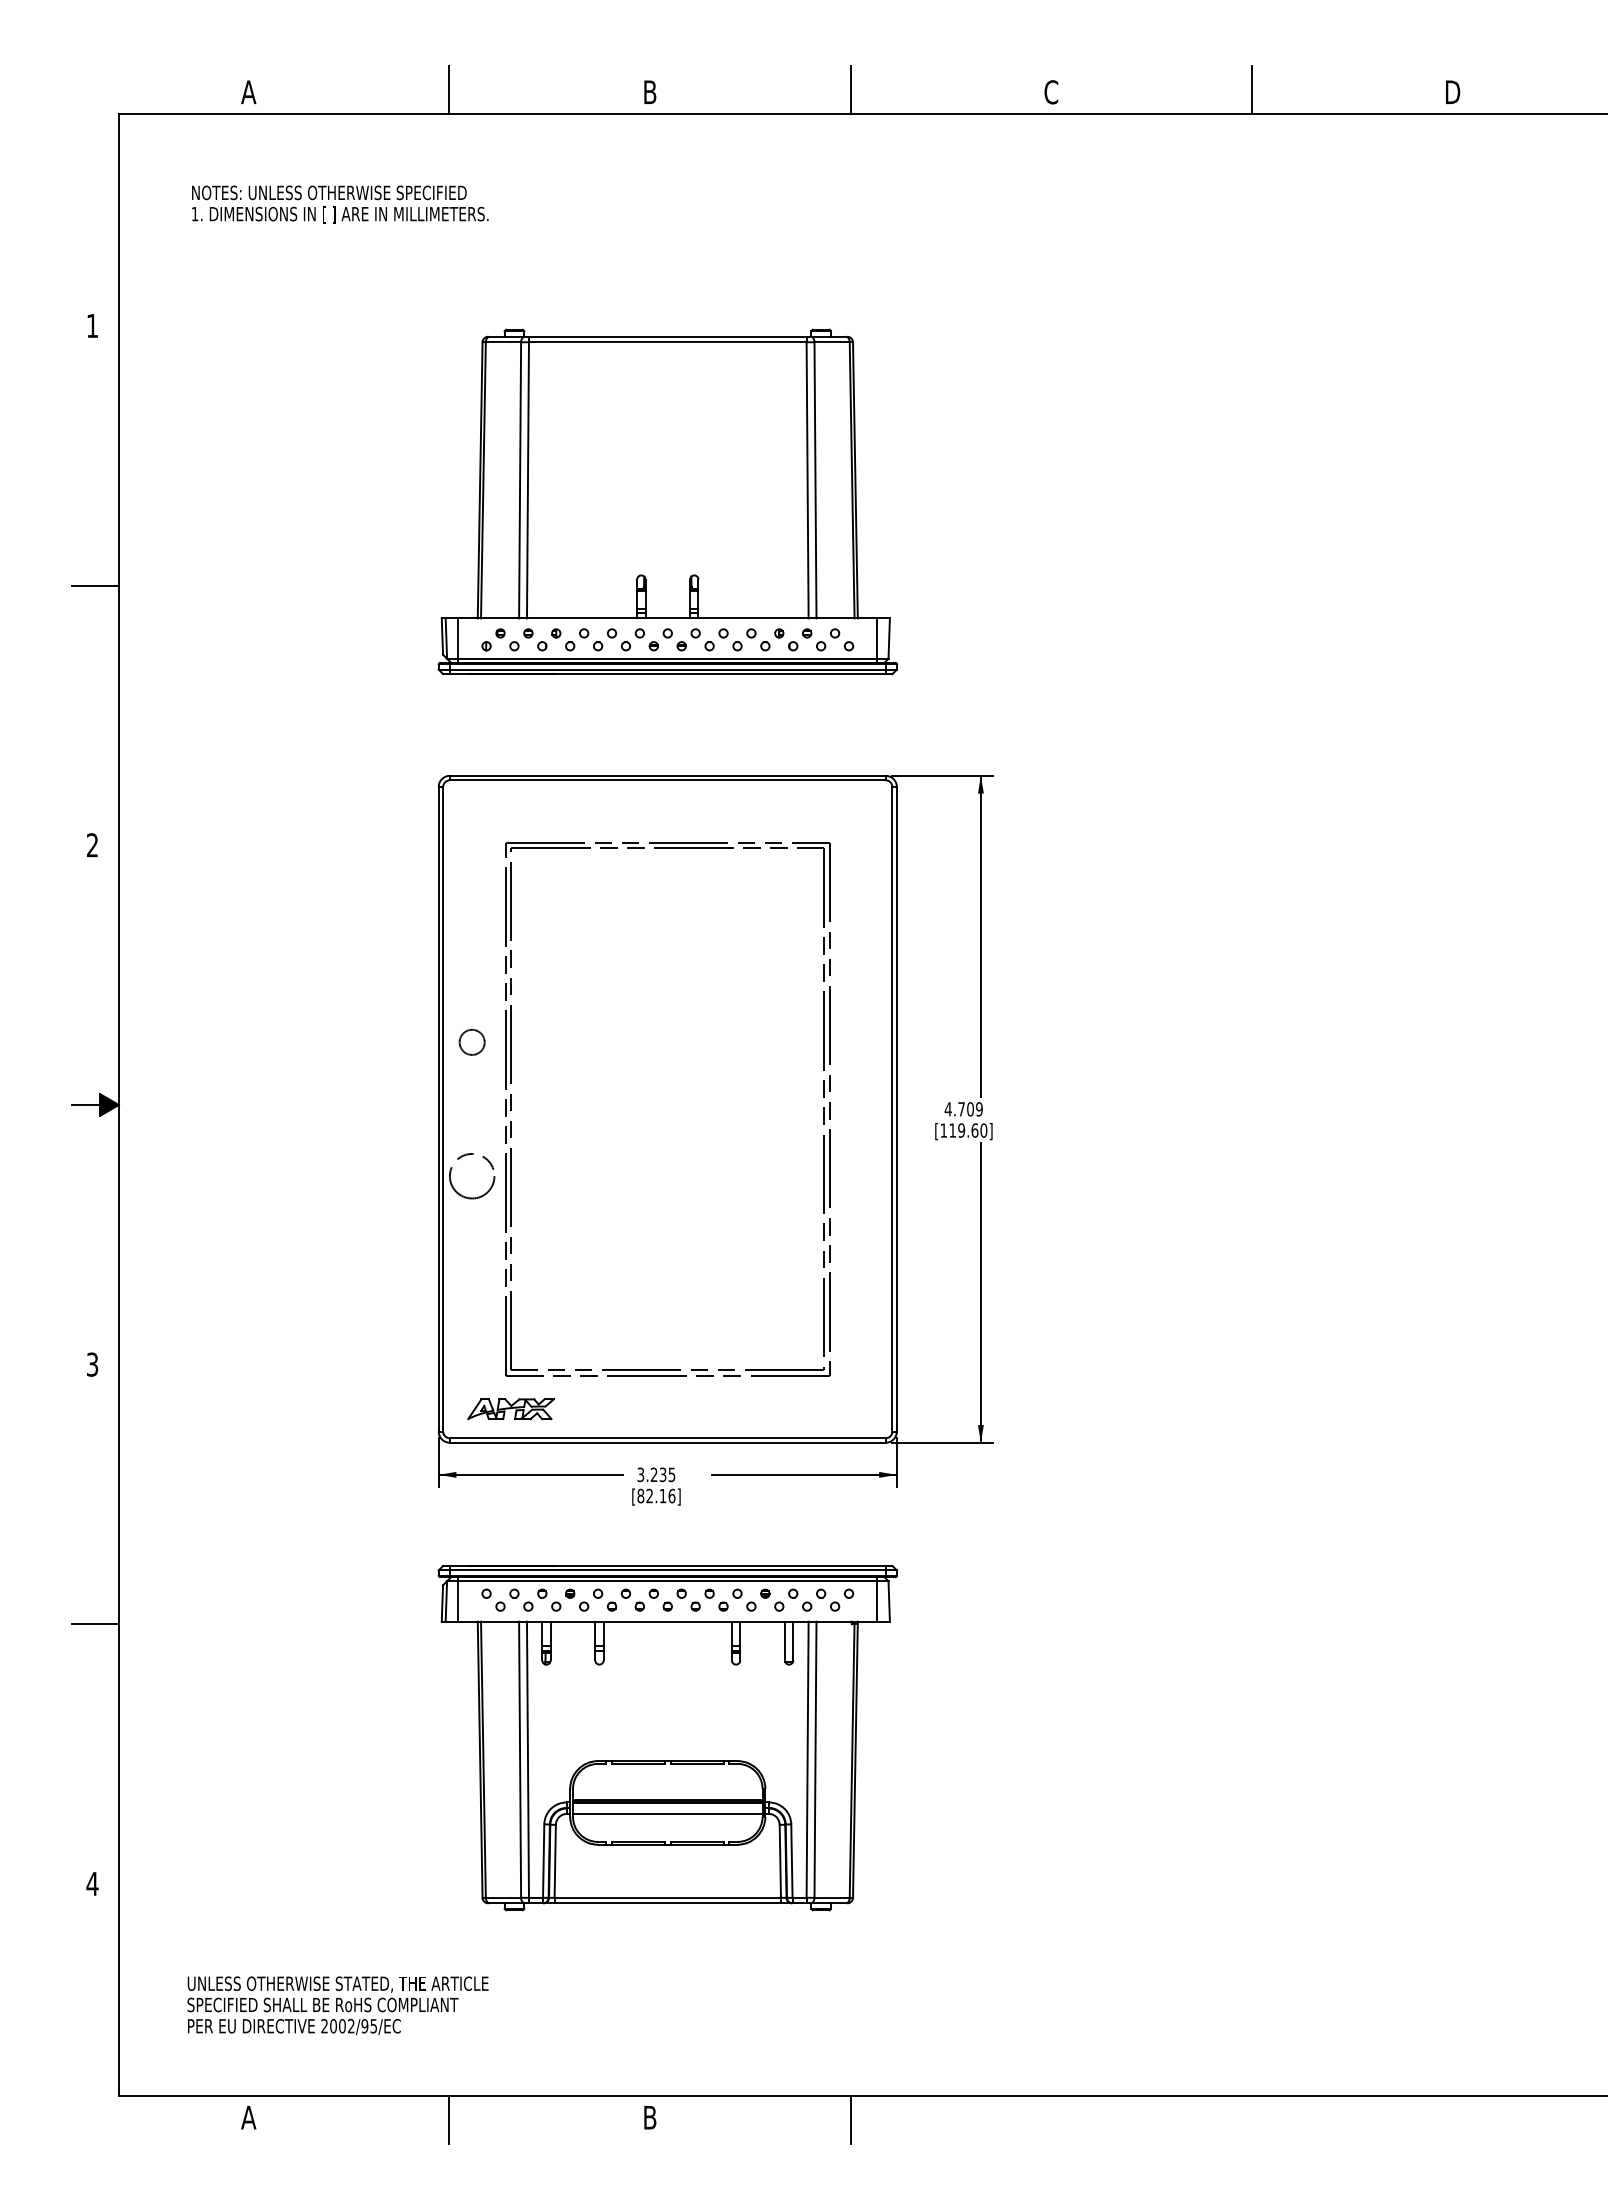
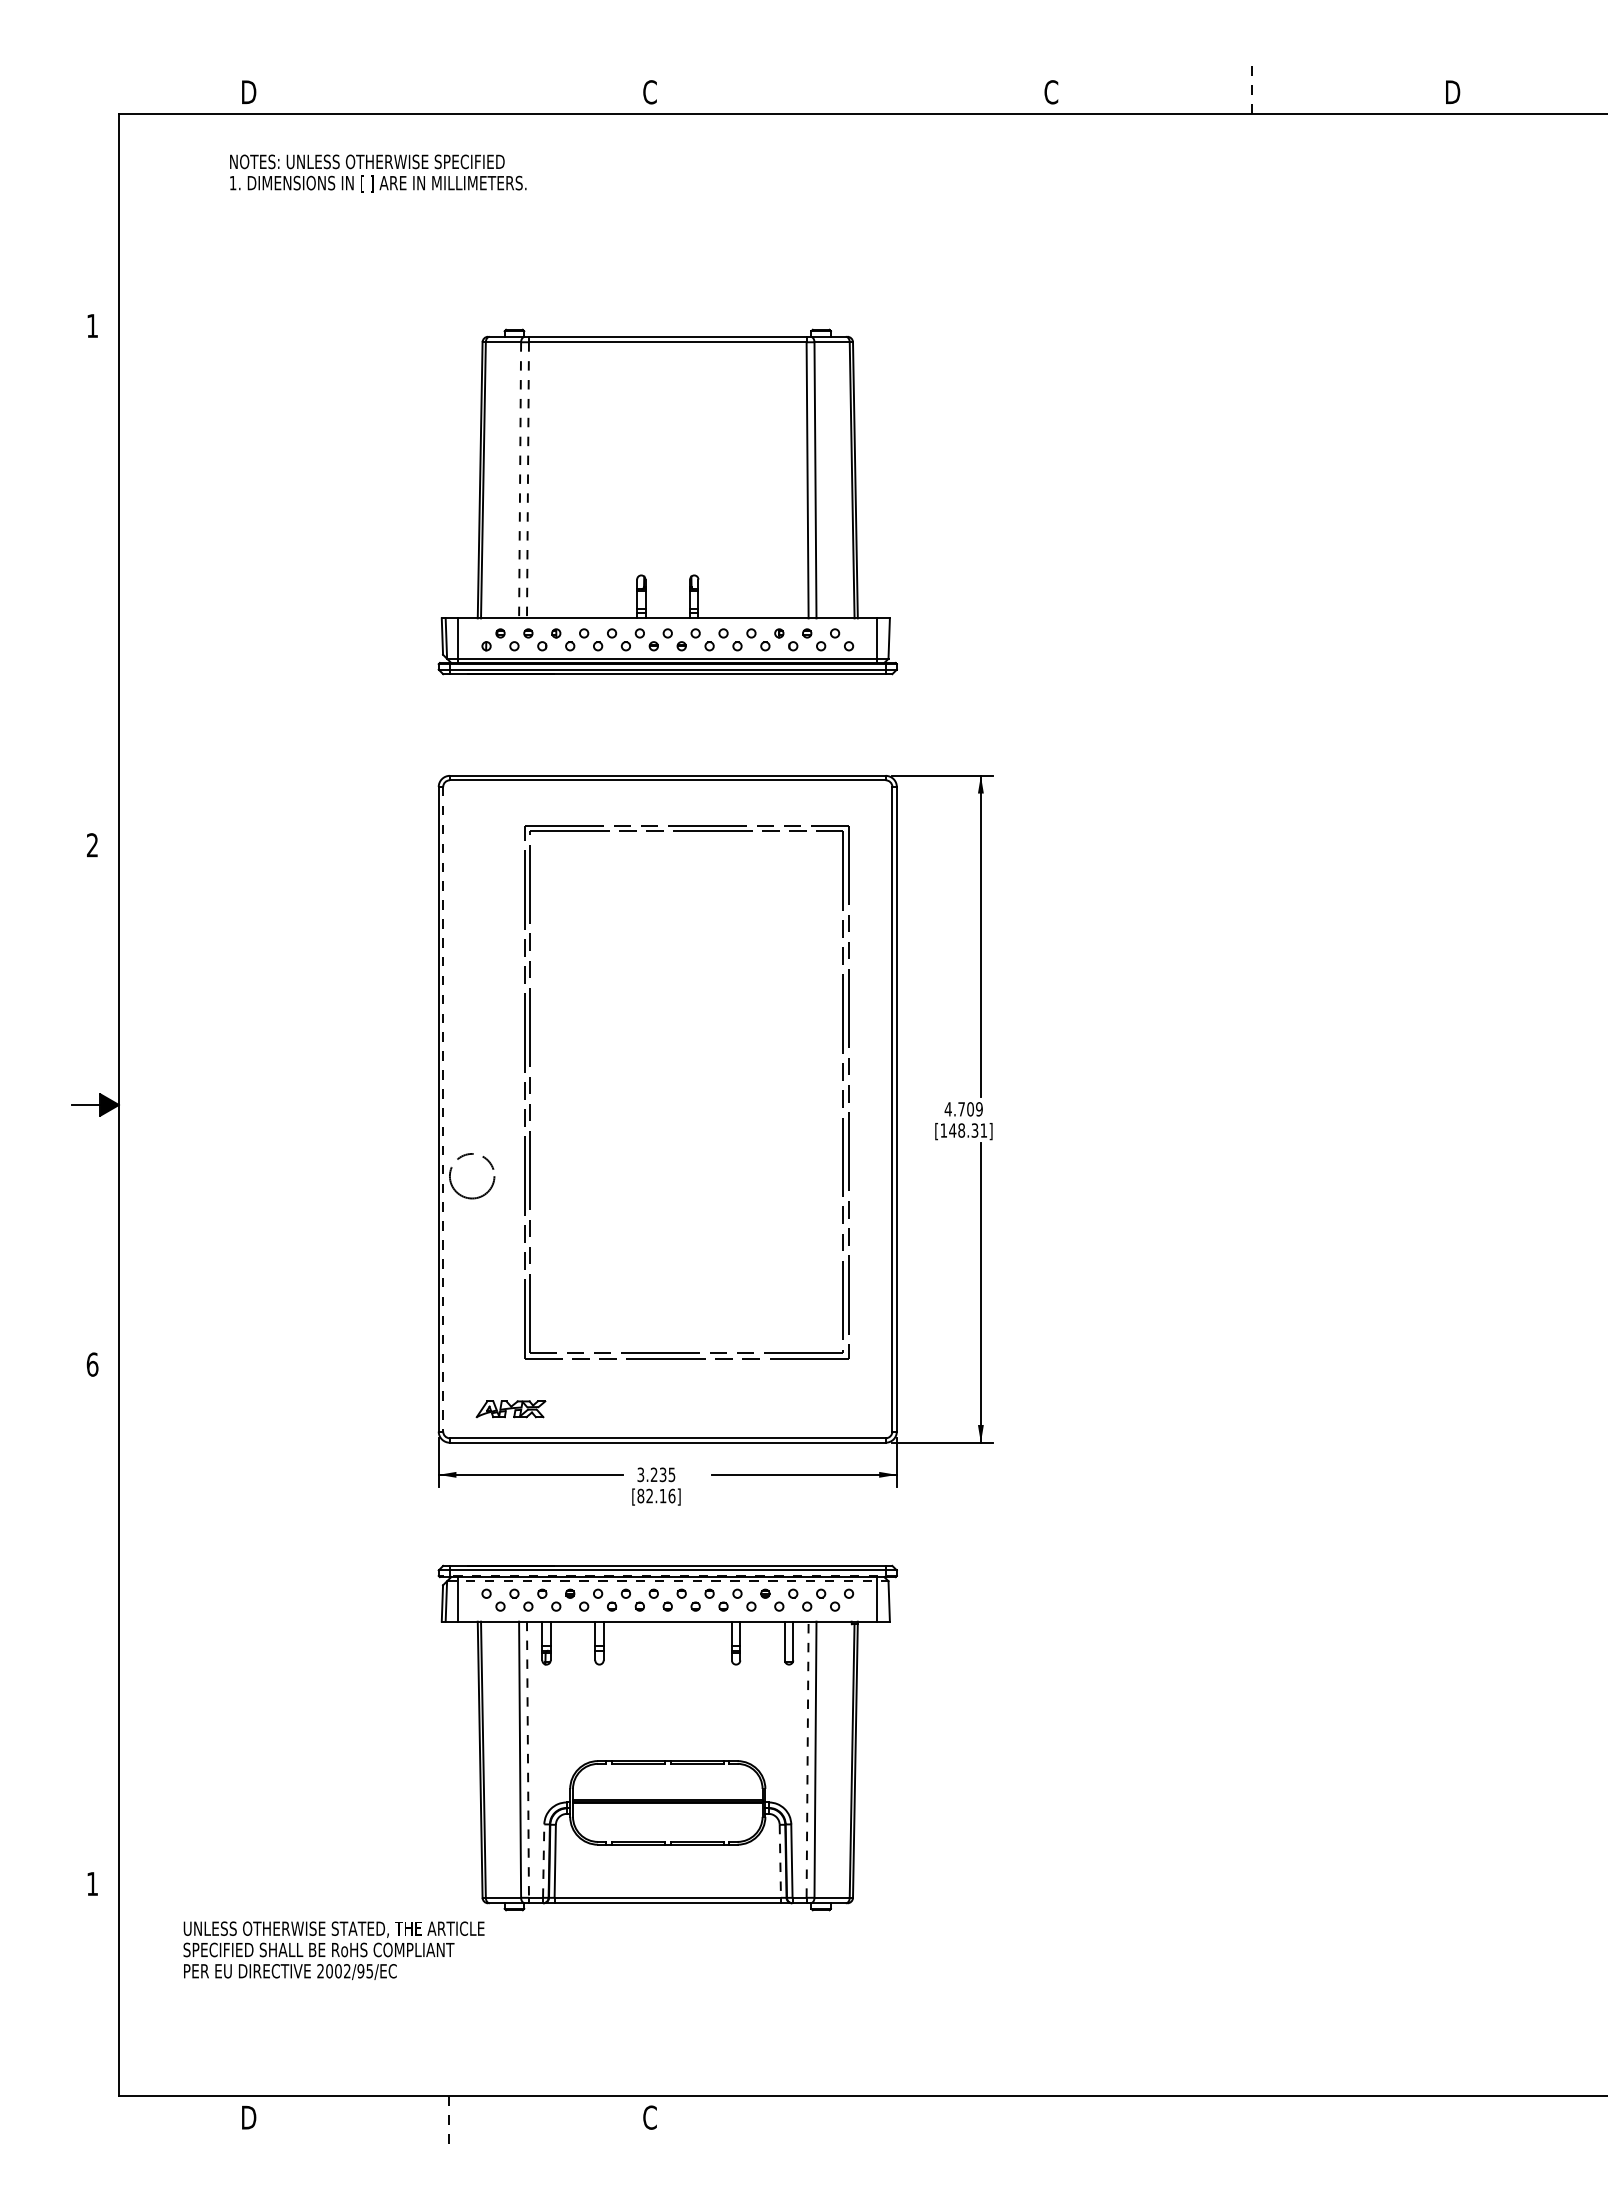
line: present -> none (449, 89)
line: present -> none (850, 89)
line: solid -> dashed (1251, 89)
text: A -> D (248, 92)
text: B -> C (649, 92)
text position: (340, 204) -> (378, 173) (378, 173)
line: solid -> dashed (520, 480)
line: solid -> dashed (527, 480)
line: present -> none (94, 585)
circle: present -> none (471, 1042)
line: solid -> dashed (443, 1109)
part position: (511, 1109) -> (530, 1092) (530, 1092)
text: [119.60] -> [148.31] (968, 1130)
text: 3 -> 6 (92, 1364)
part size: 88x23 px -> 72x19 px (510, 1409)
line: solid -> dashed (667, 1575)
line: solid -> dashed (667, 1581)
line: present -> none (94, 1624)
line: solid -> dashed (807, 1759)
line: solid -> dashed (527, 1760)
line: present -> none (667, 1813)
line: solid -> dashed (543, 1861)
line: solid -> dashed (780, 1861)
text: 4 -> 1 (92, 1883)
text position: (337, 2005) -> (333, 1950) (333, 1950)
text: A -> D (248, 2117)
text: B -> C (649, 2117)
line: present -> none (850, 2119)
line: solid -> dashed (449, 2120)
